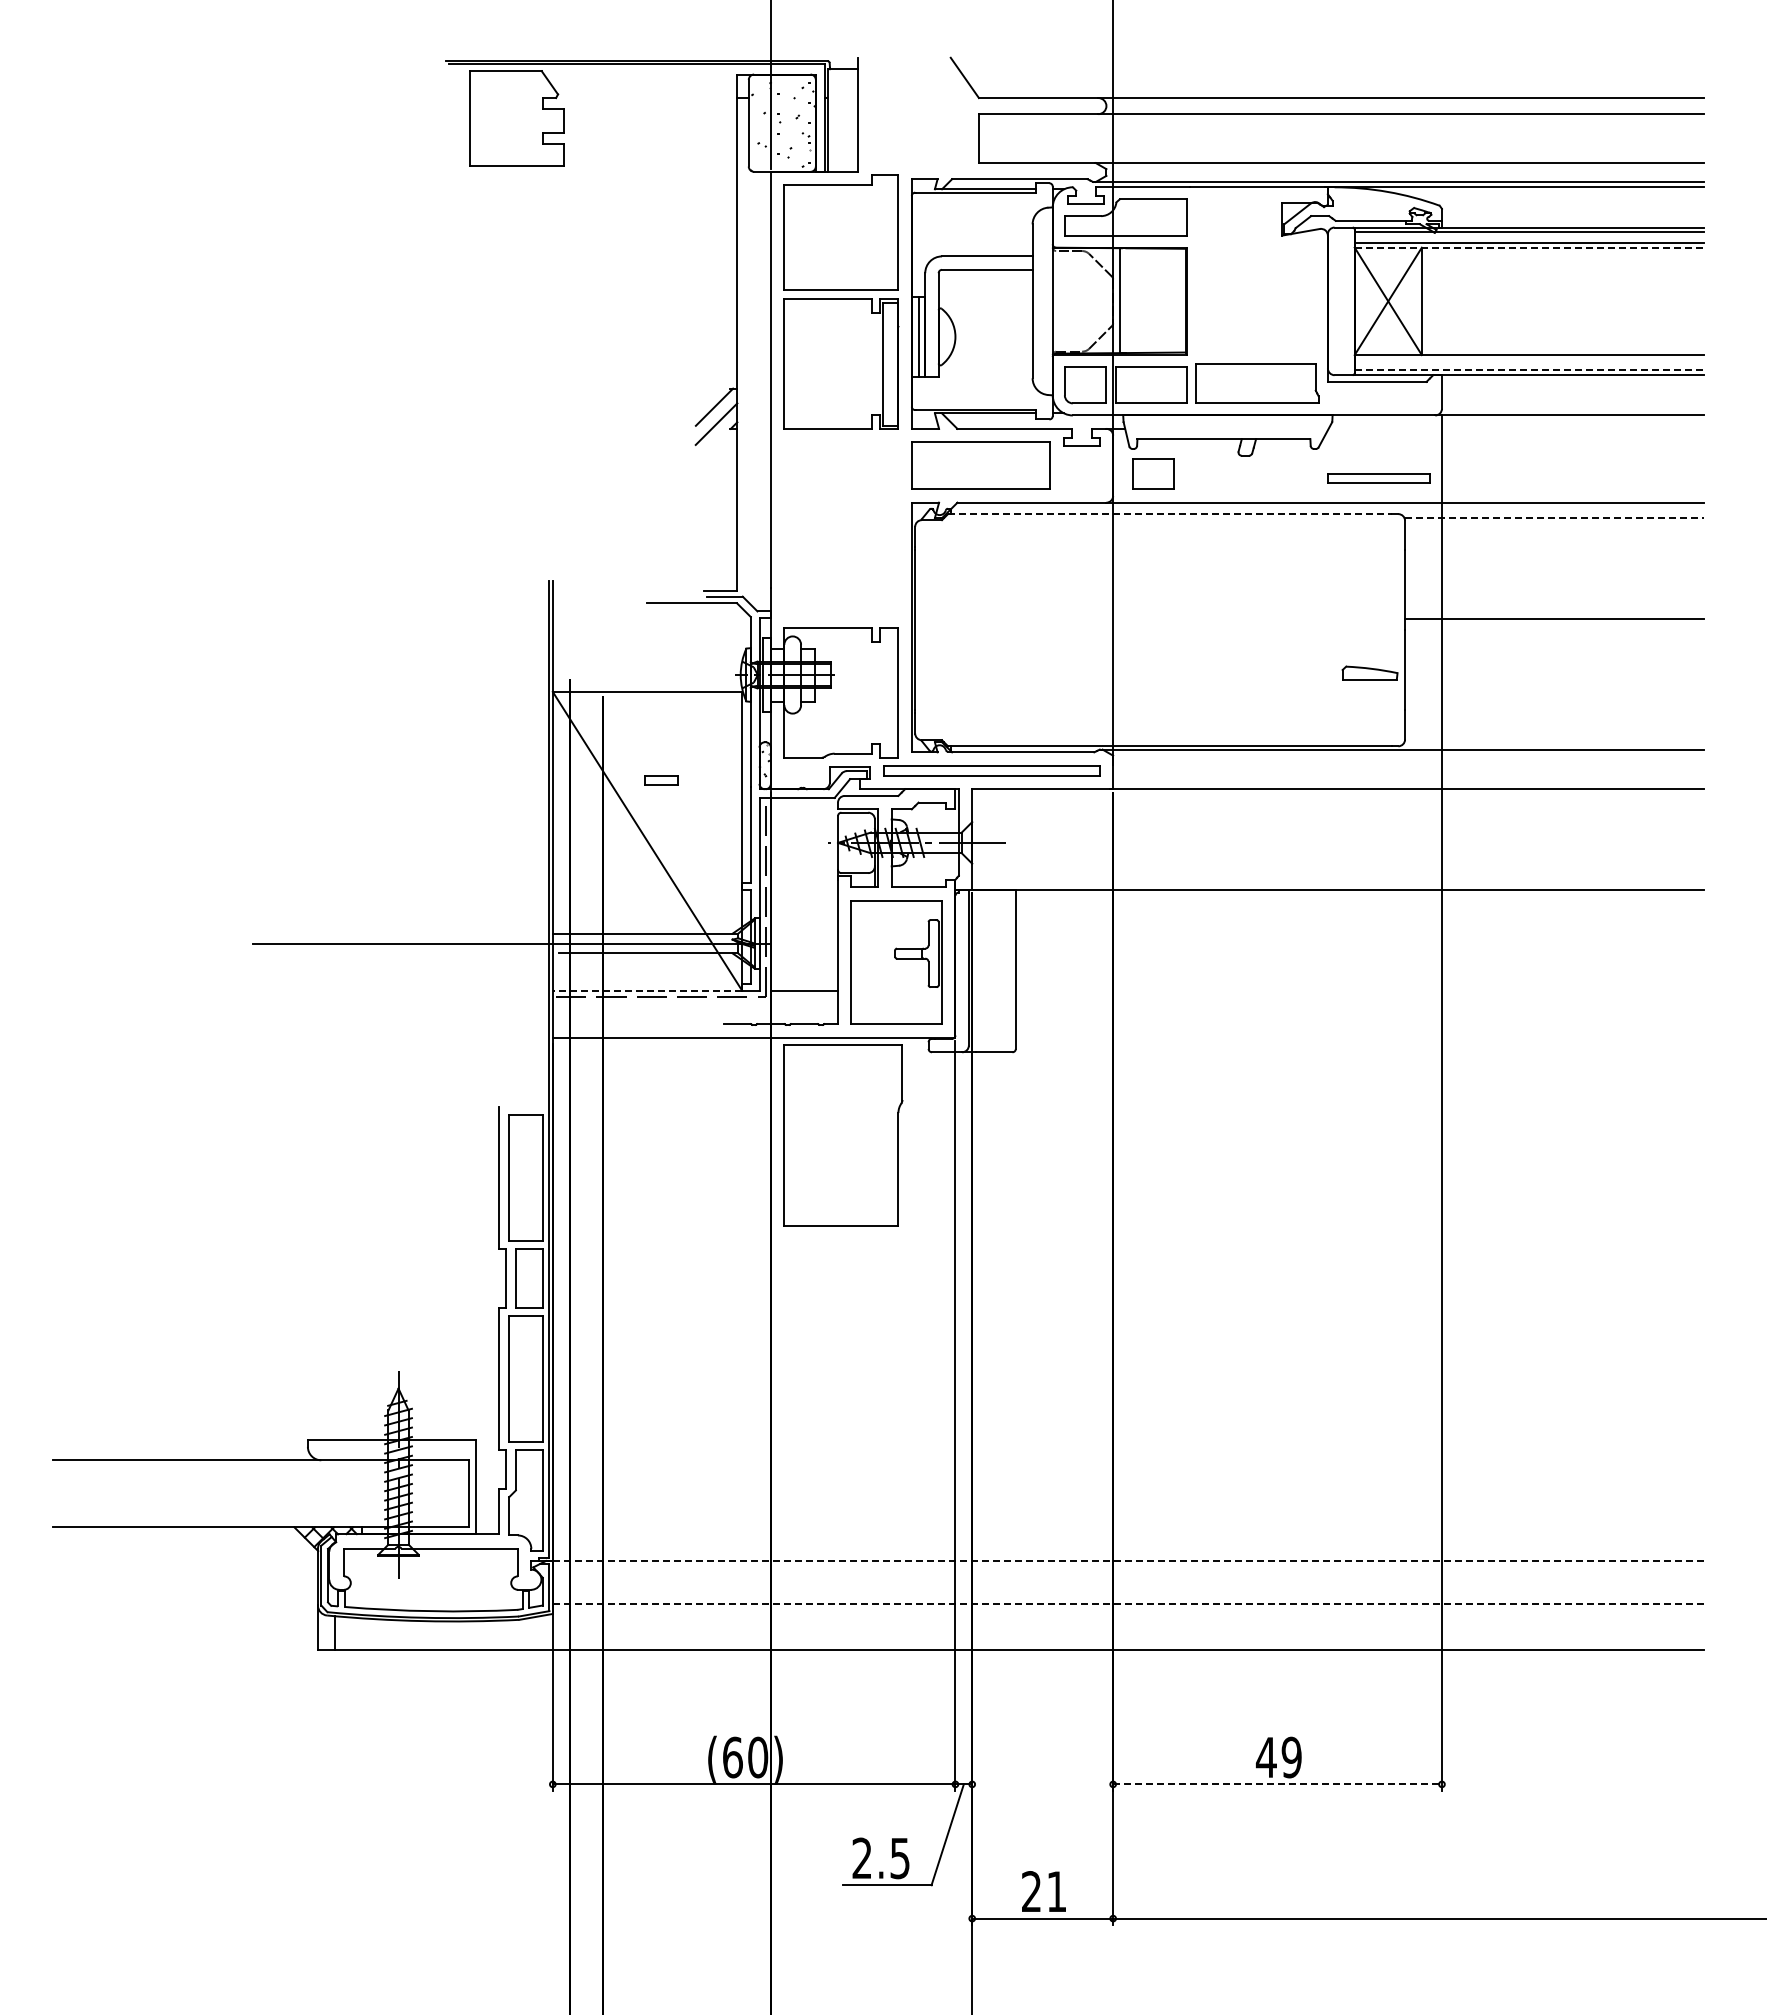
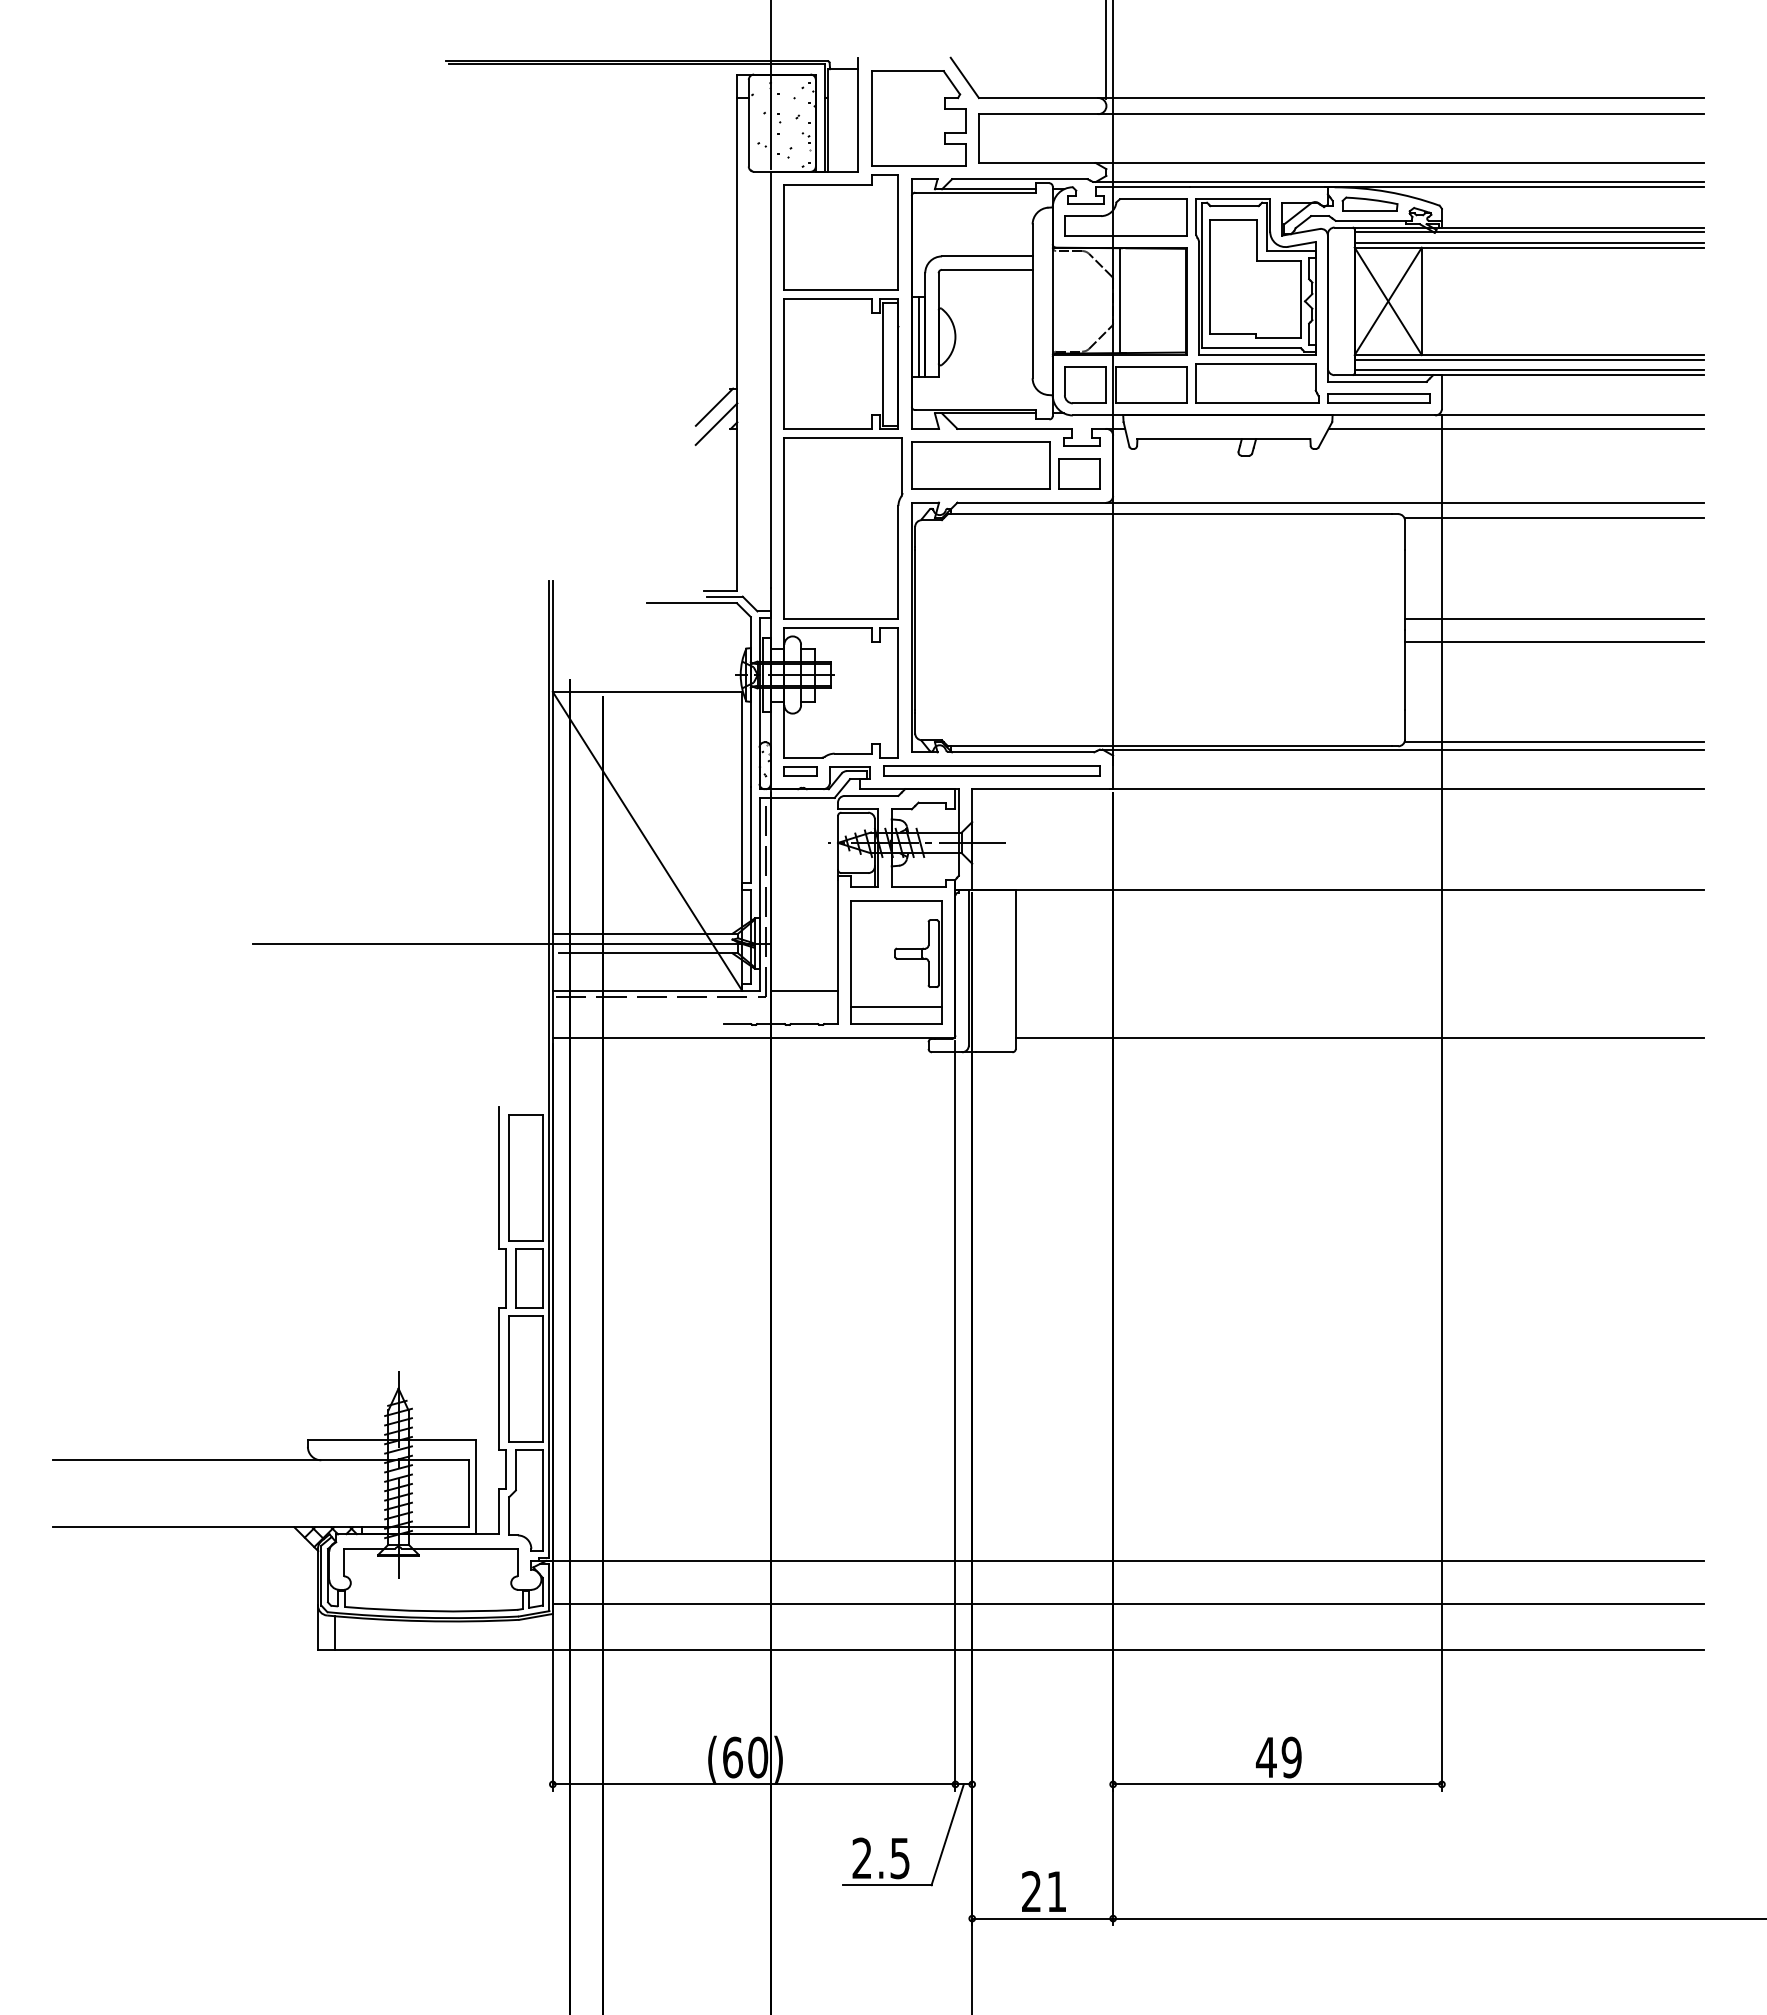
line: none -> present (1106, 50)
part position: (516, 118) -> (918, 118) (918, 118)
line: dashed -> solid (1529, 247)
part: none -> present (1255, 276)
line: none -> present (1528, 359)
line: dashed -> solid (1529, 370)
line: none -> present (1515, 428)
part position: (1153, 473) -> (1079, 473) (1079, 473)
part position: (1378, 478) -> (1378, 398) (1378, 398)
line: dashed -> solid (1169, 514)
line: dashed -> solid (1554, 518)
line: none -> present (1554, 641)
part position: (1369, 672) -> (1369, 203) (1369, 203)
line: none -> present (1553, 742)
part position: (661, 780) -> (800, 771) (800, 771)
line: dashed -> solid (647, 990)
line: none -> present (896, 1007)
line: none -> present (1359, 1037)
part position: (843, 1135) -> (843, 528) (843, 528)
line: dashed -> solid (1128, 1560)
line: dashed -> solid (1128, 1604)
line: dashed -> solid (1278, 1784)
